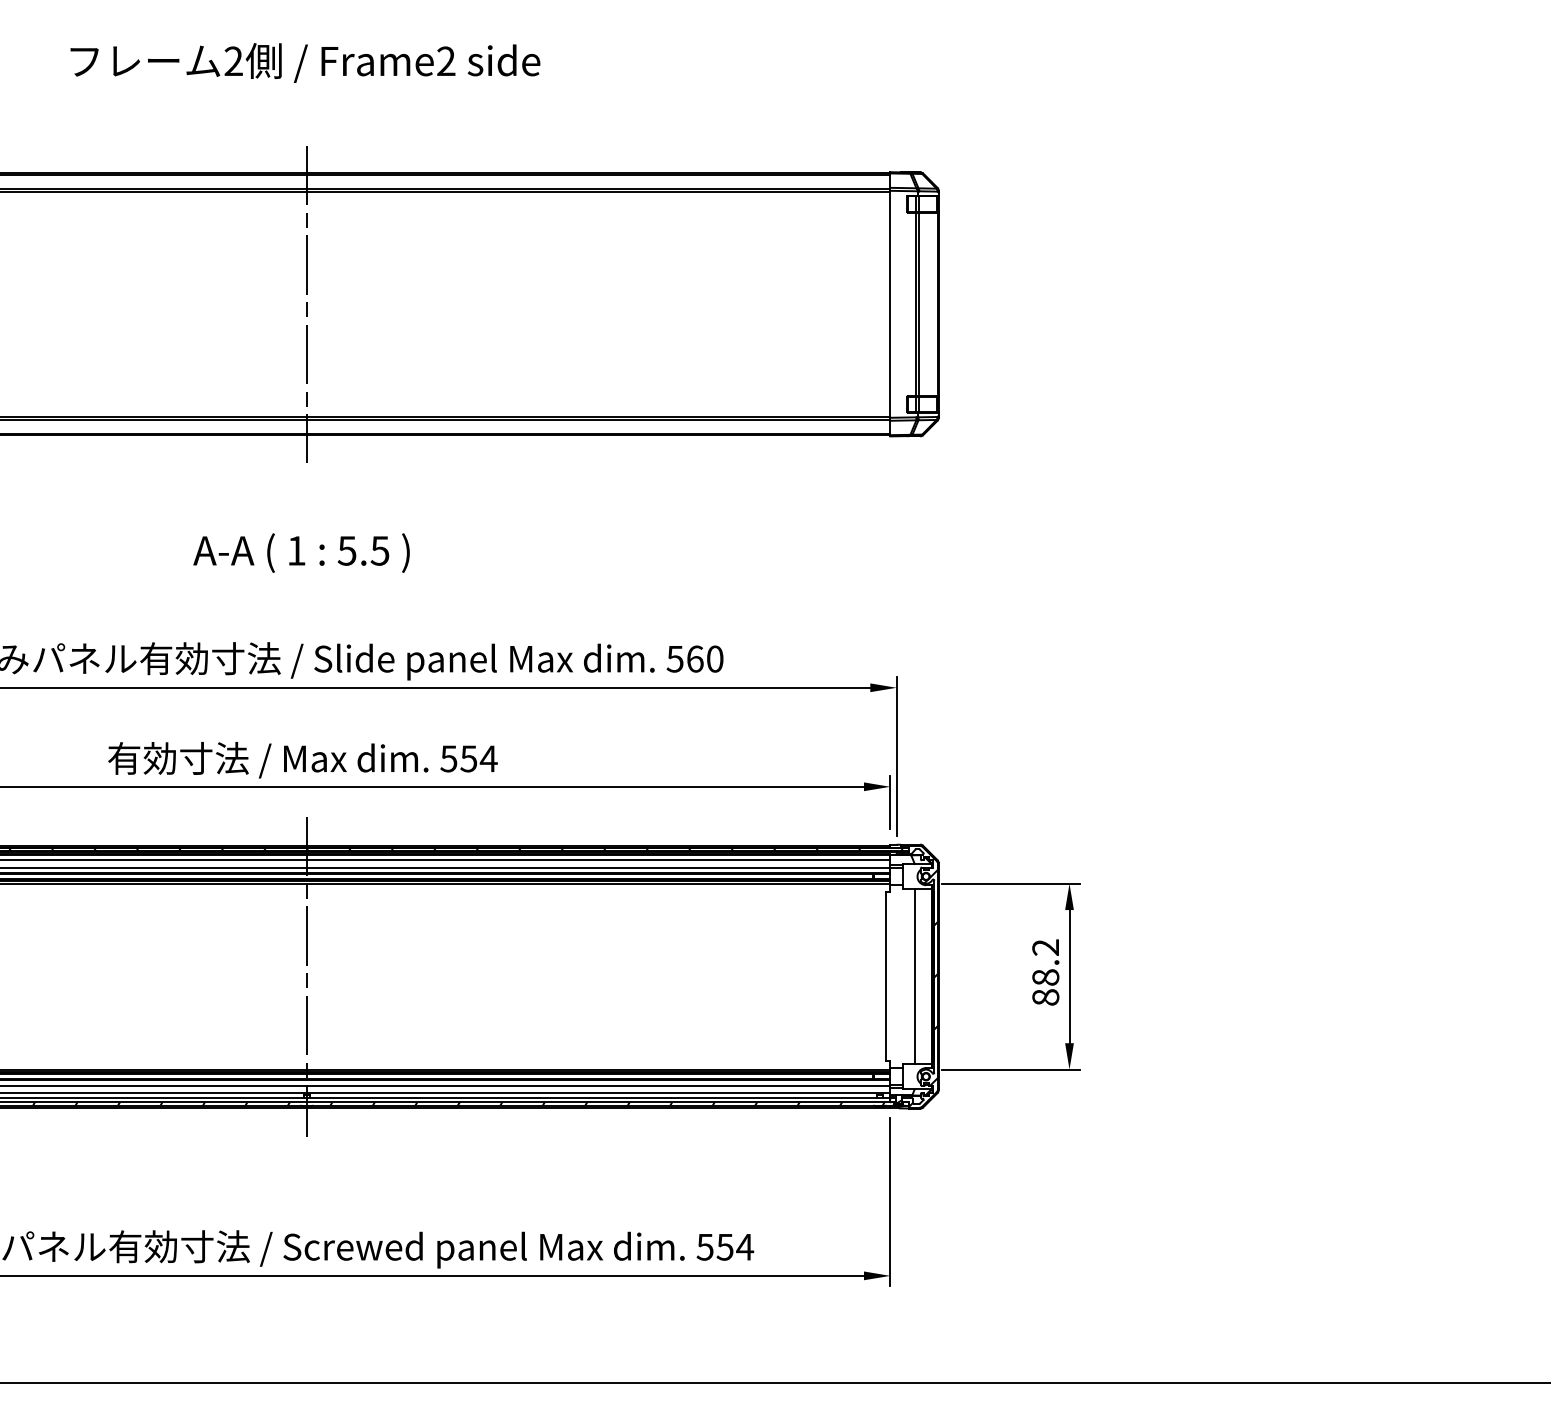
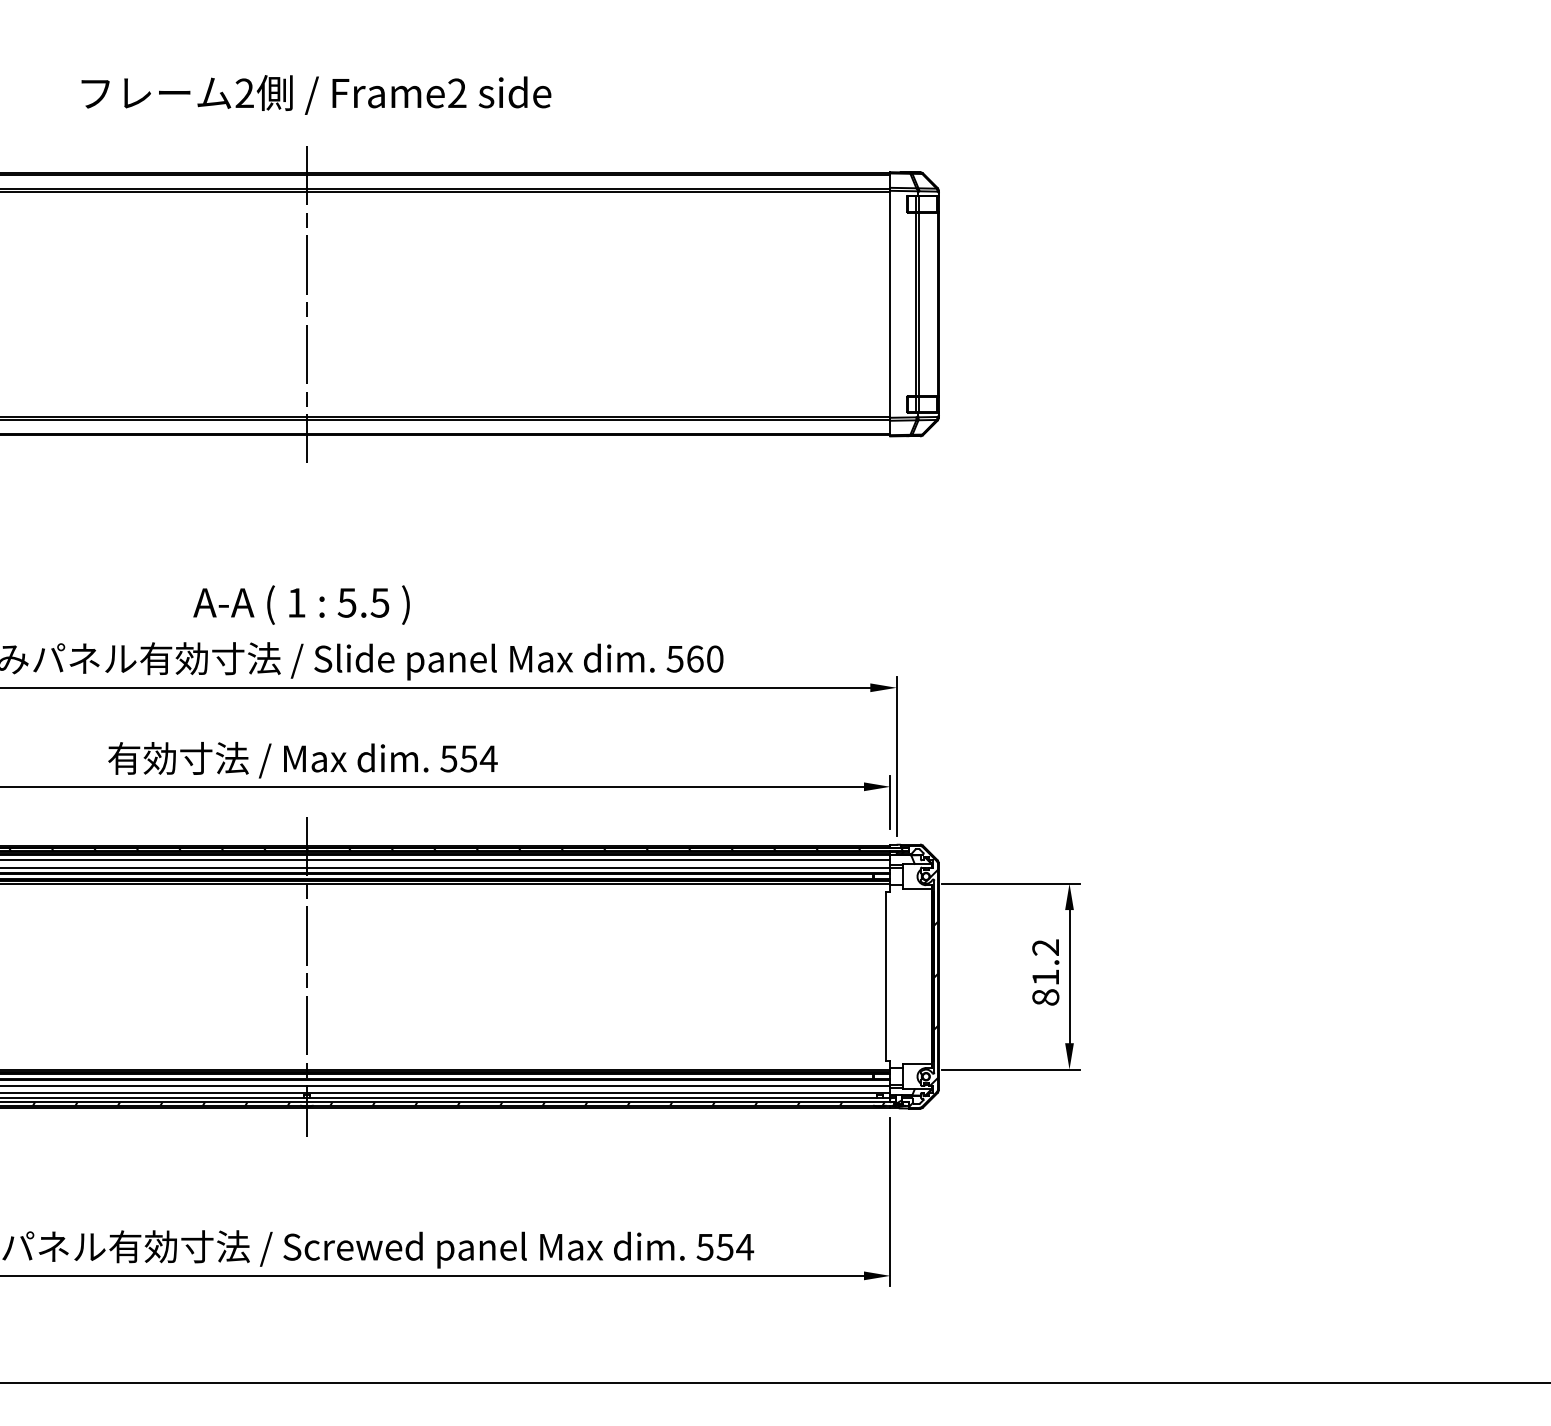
text position: (305, 62) -> (316, 94) (316, 94)
text position: (301, 552) -> (301, 604) (301, 604)
line: present -> none (915, 976)
text: 88.2 -> 81.2 (1045, 977)
